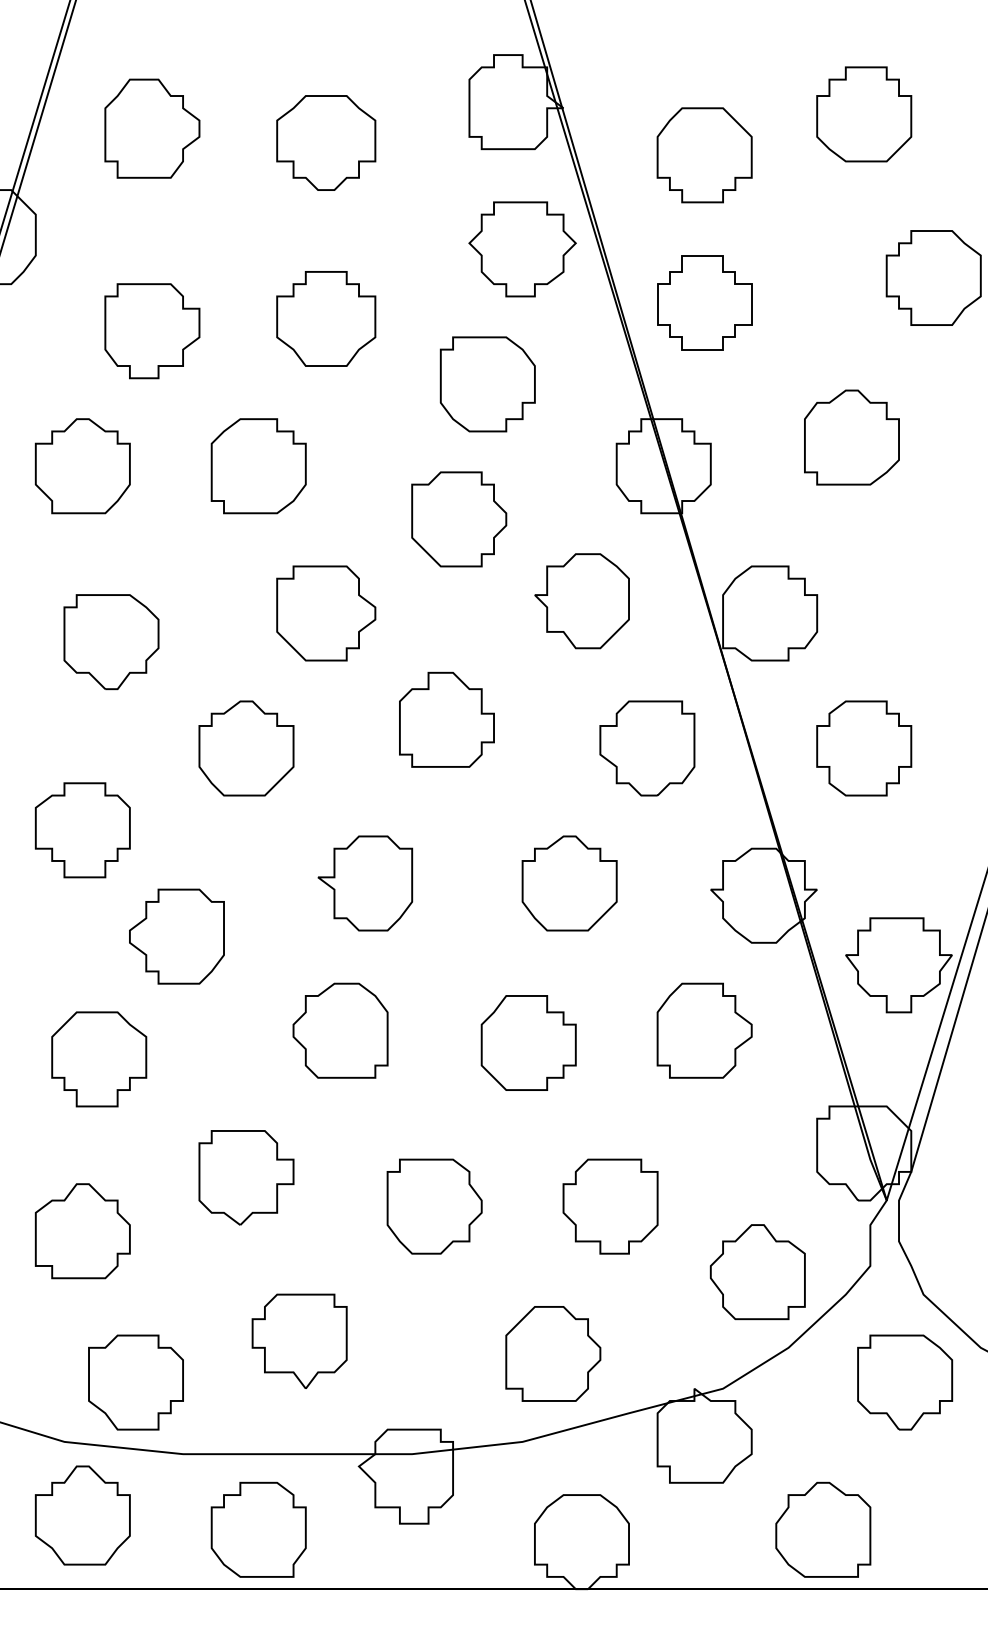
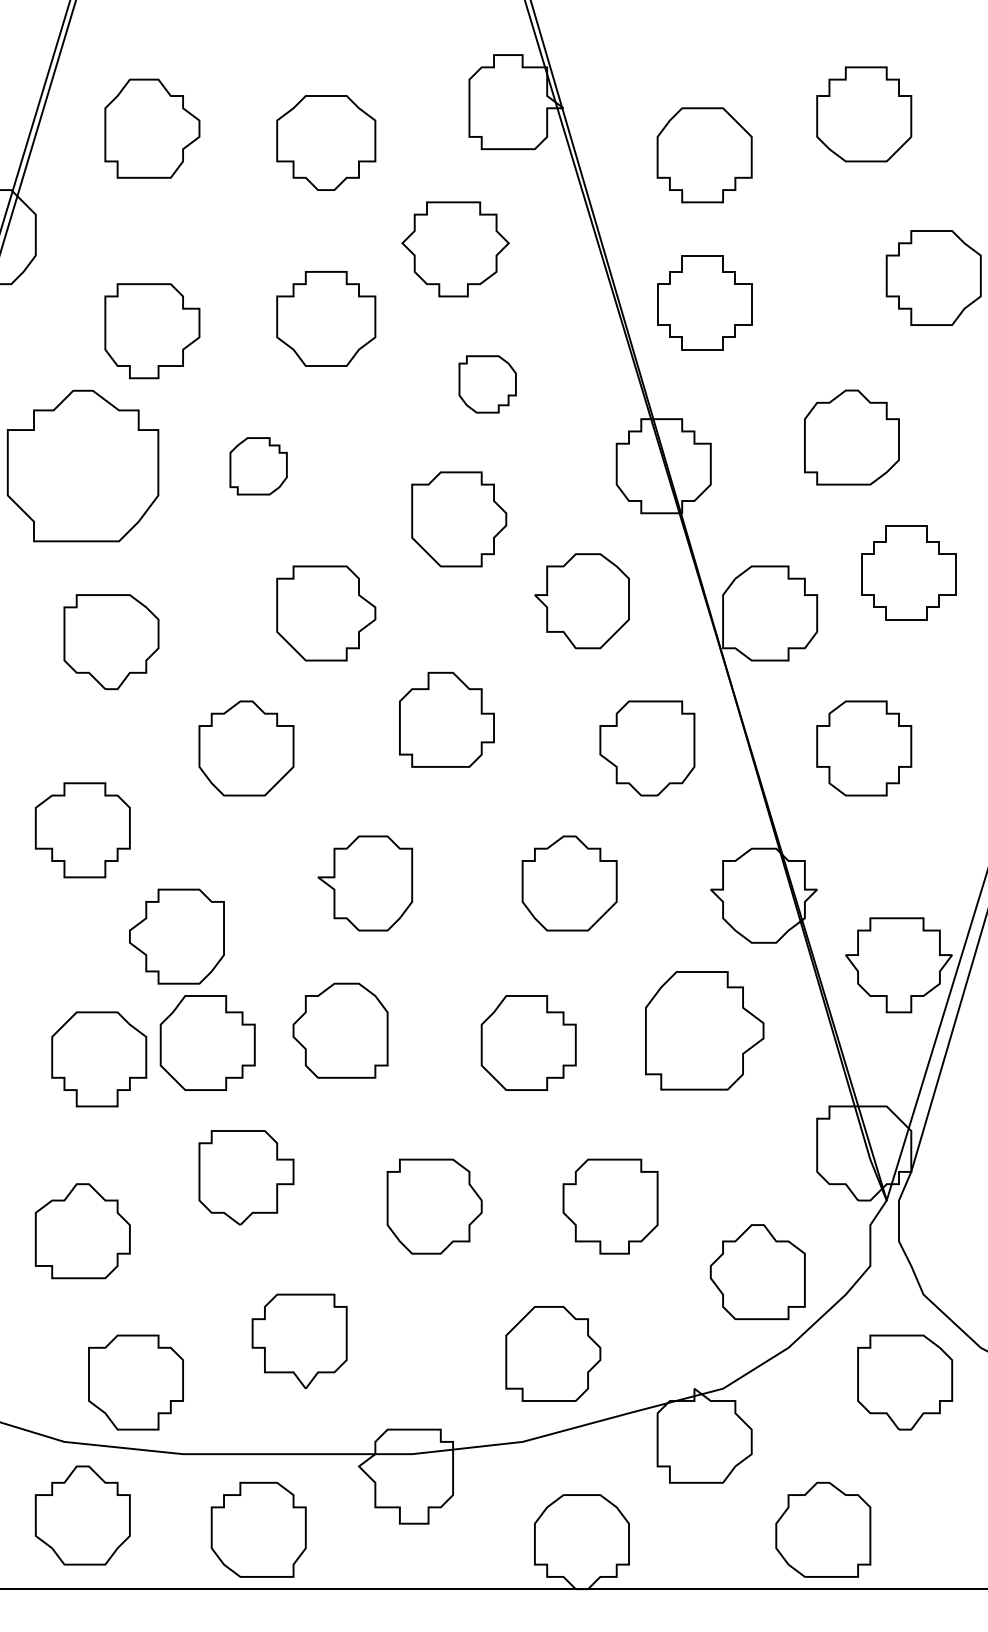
part position: (522, 249) -> (455, 249) (455, 249)
part size: 97x97 px -> 59x59 px (487, 384)
part size: 97x97 px -> 154x154 px (82, 465)
part size: 97x97 px -> 59x59 px (258, 466)
part: none -> present (908, 572)
part size: 97x97 px -> 120x120 px (704, 1030)
part: none -> present (207, 1042)
